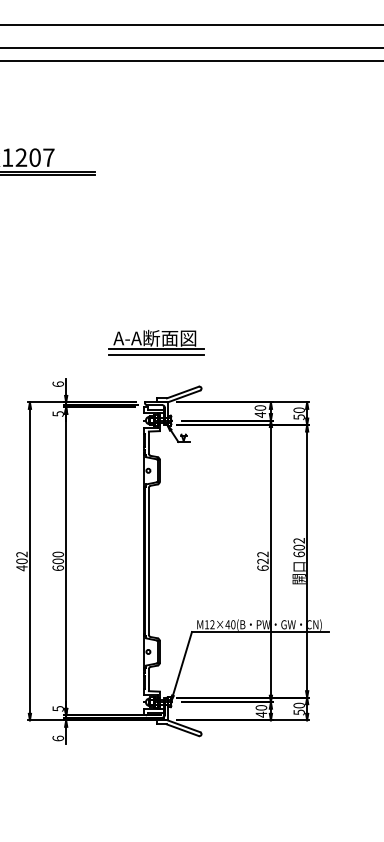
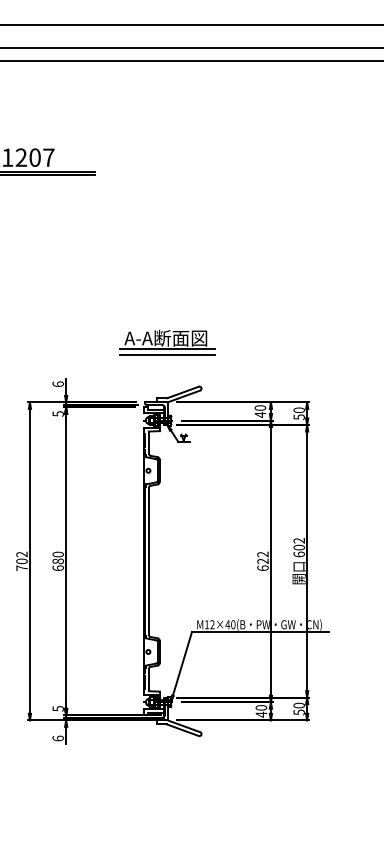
part position: (156, 342) -> (167, 342) (167, 342)
text: 600 -> 680 (58, 561)
text: 402 -> 702 (21, 568)
